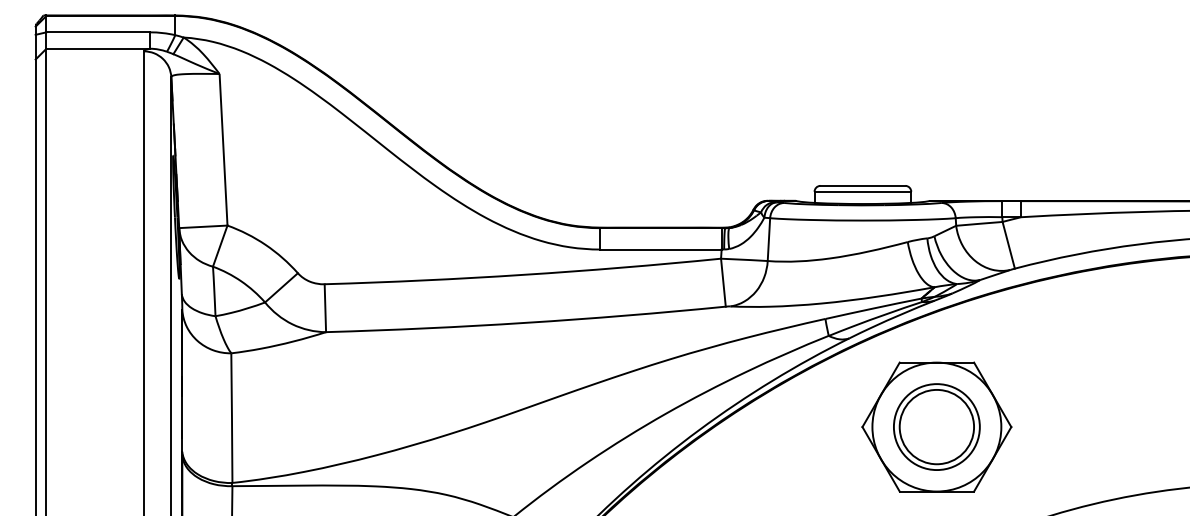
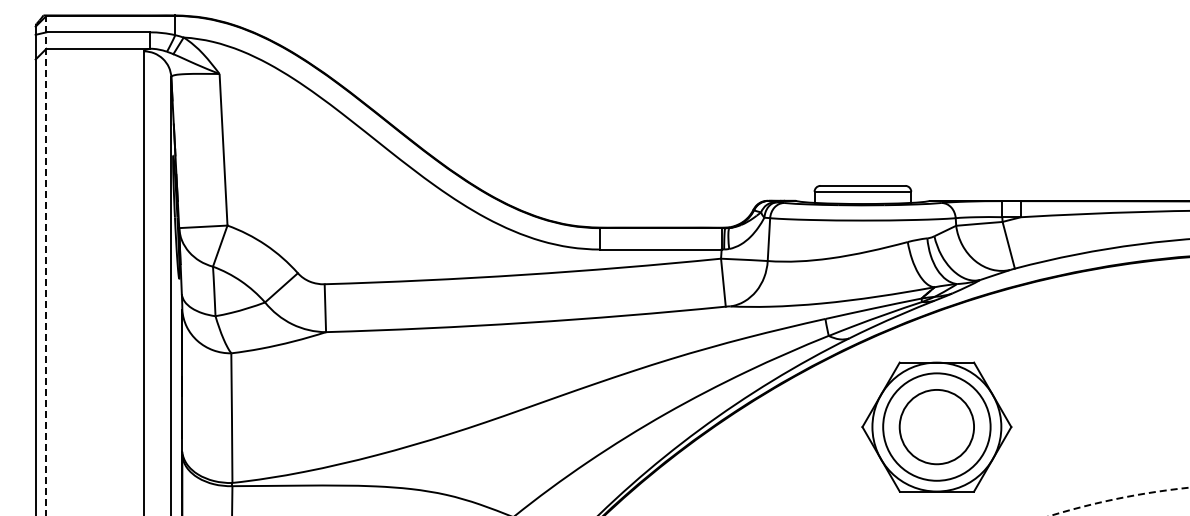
line: solid -> dashed (46, 265)
circle diameter: 86 px -> 107 px (936, 426)
arc: solid -> dashed (1118, 498)
